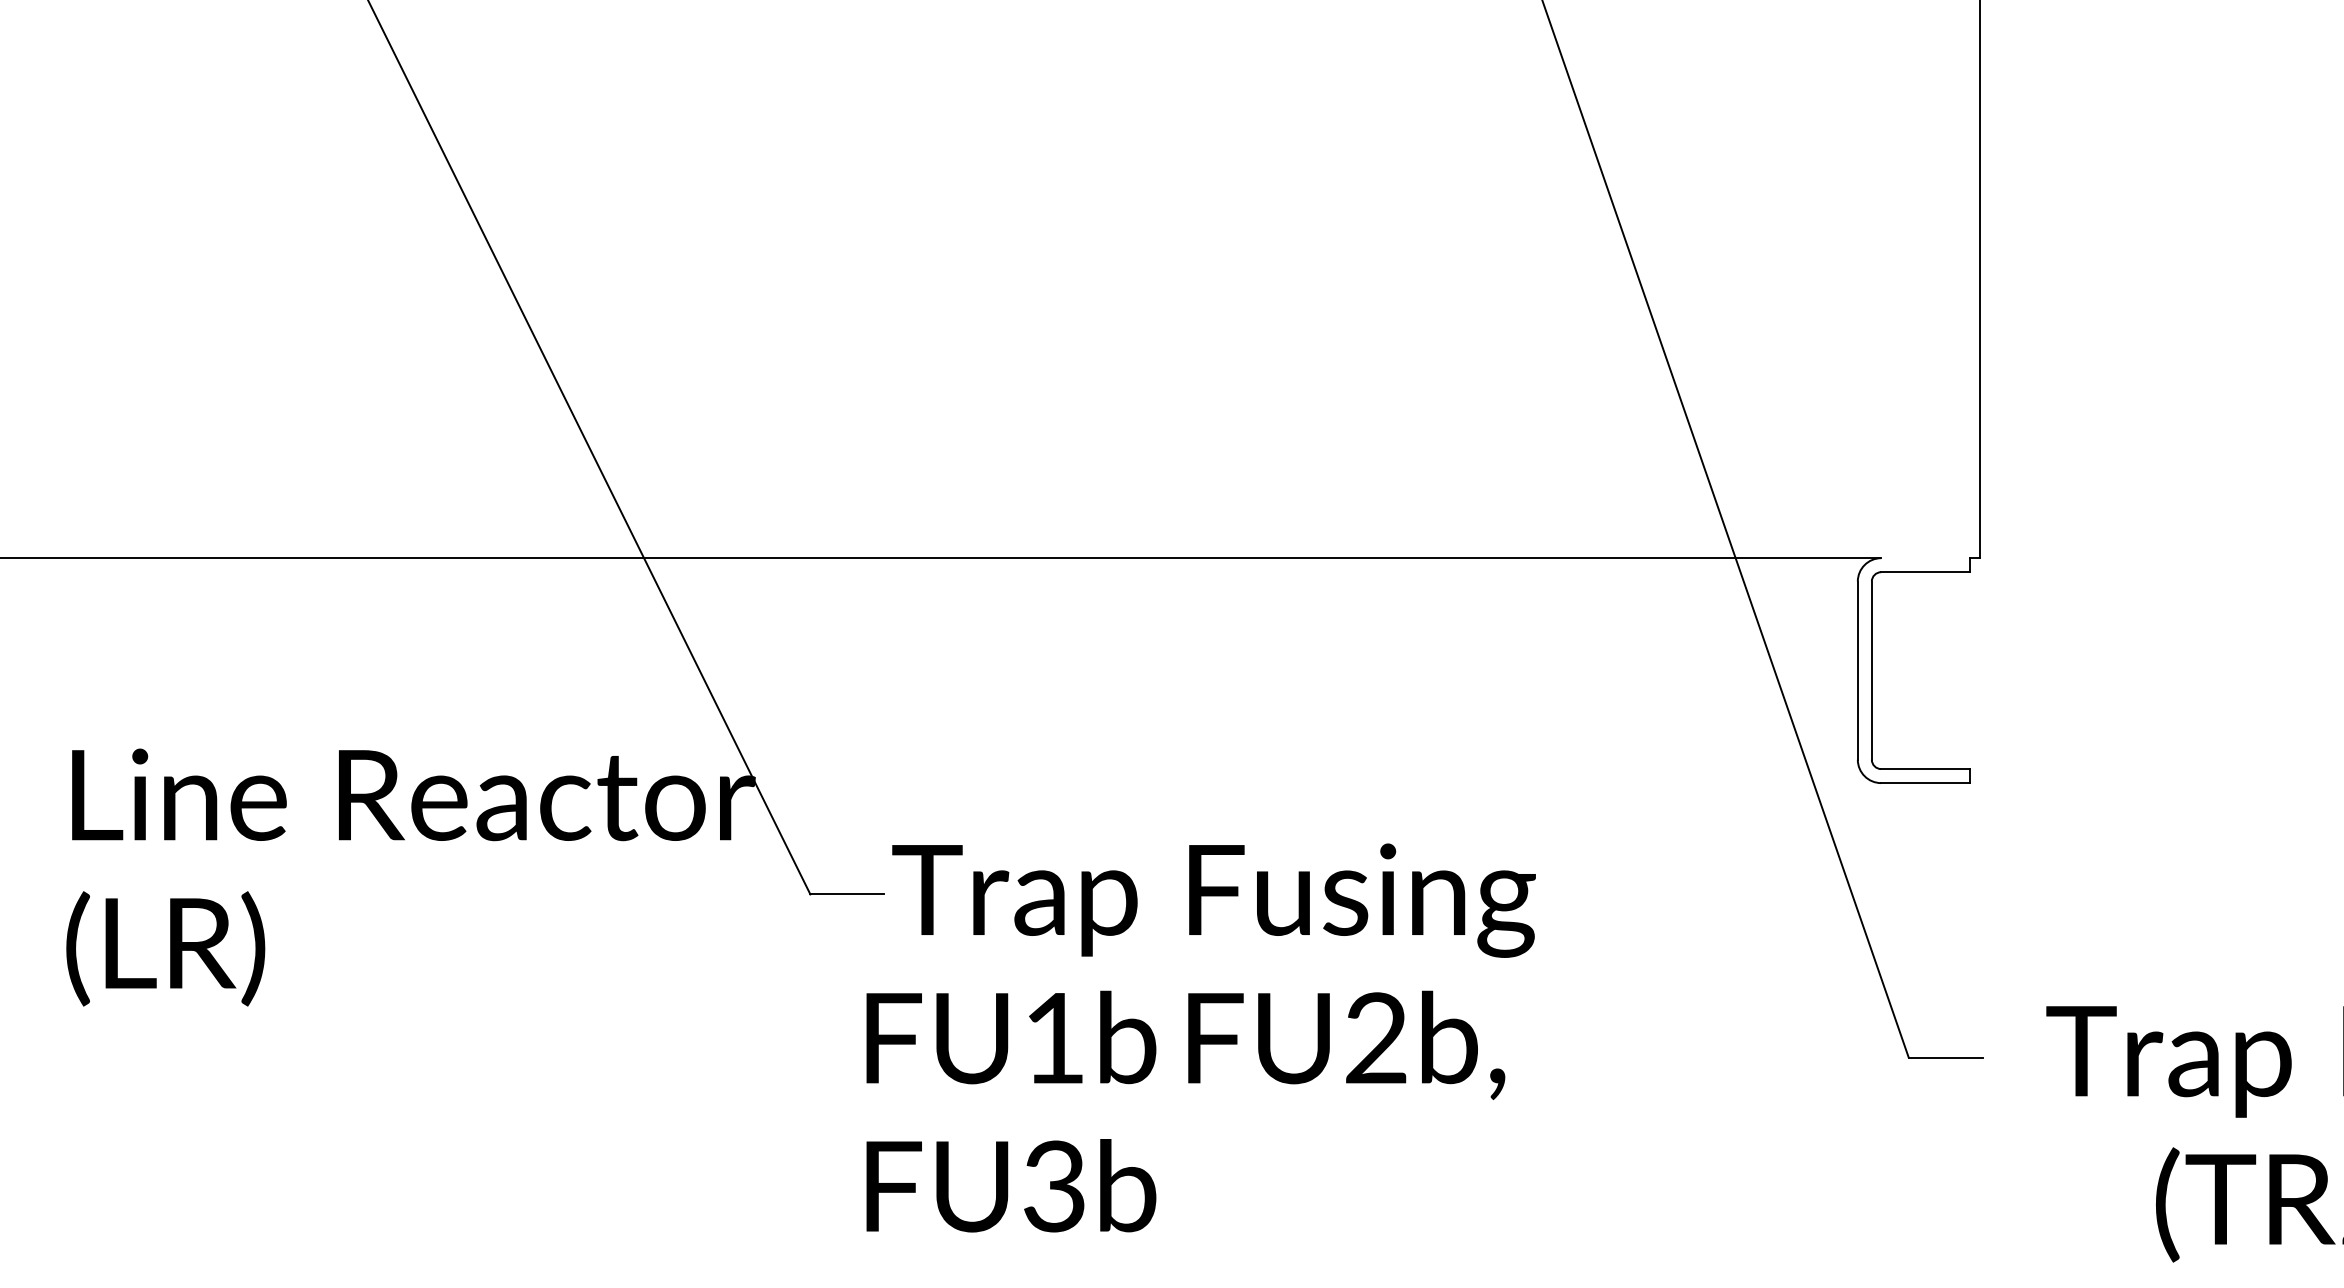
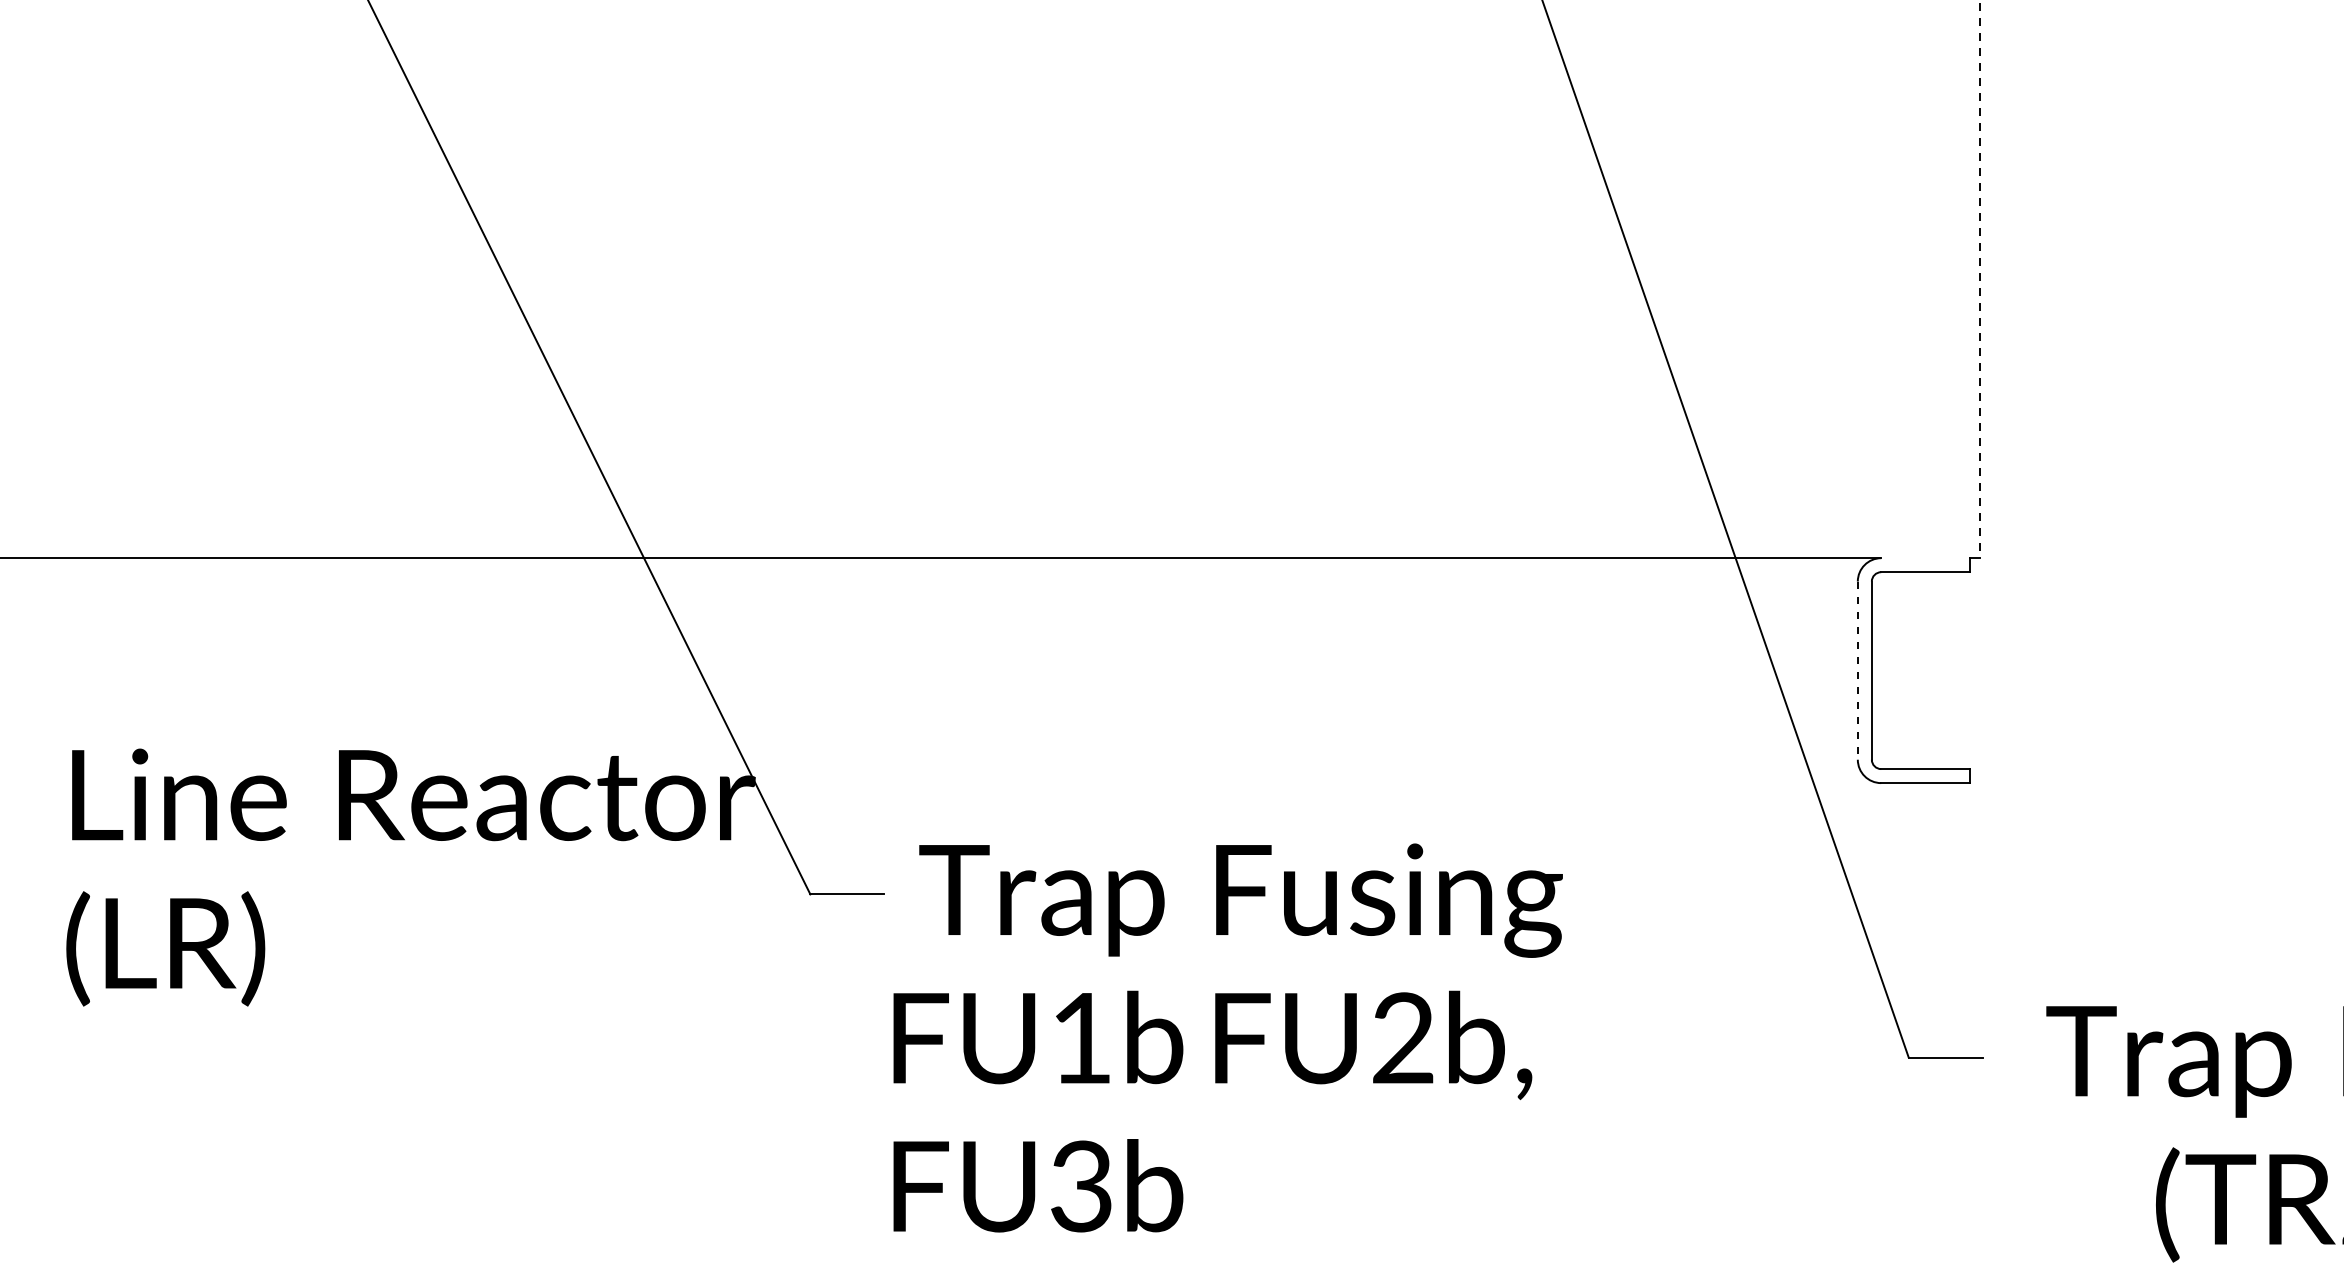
line: solid -> dashed (1979, 279)
line: solid -> dashed (1857, 671)
text position: (1200, 1037) -> (1227, 1037) (1227, 1037)
